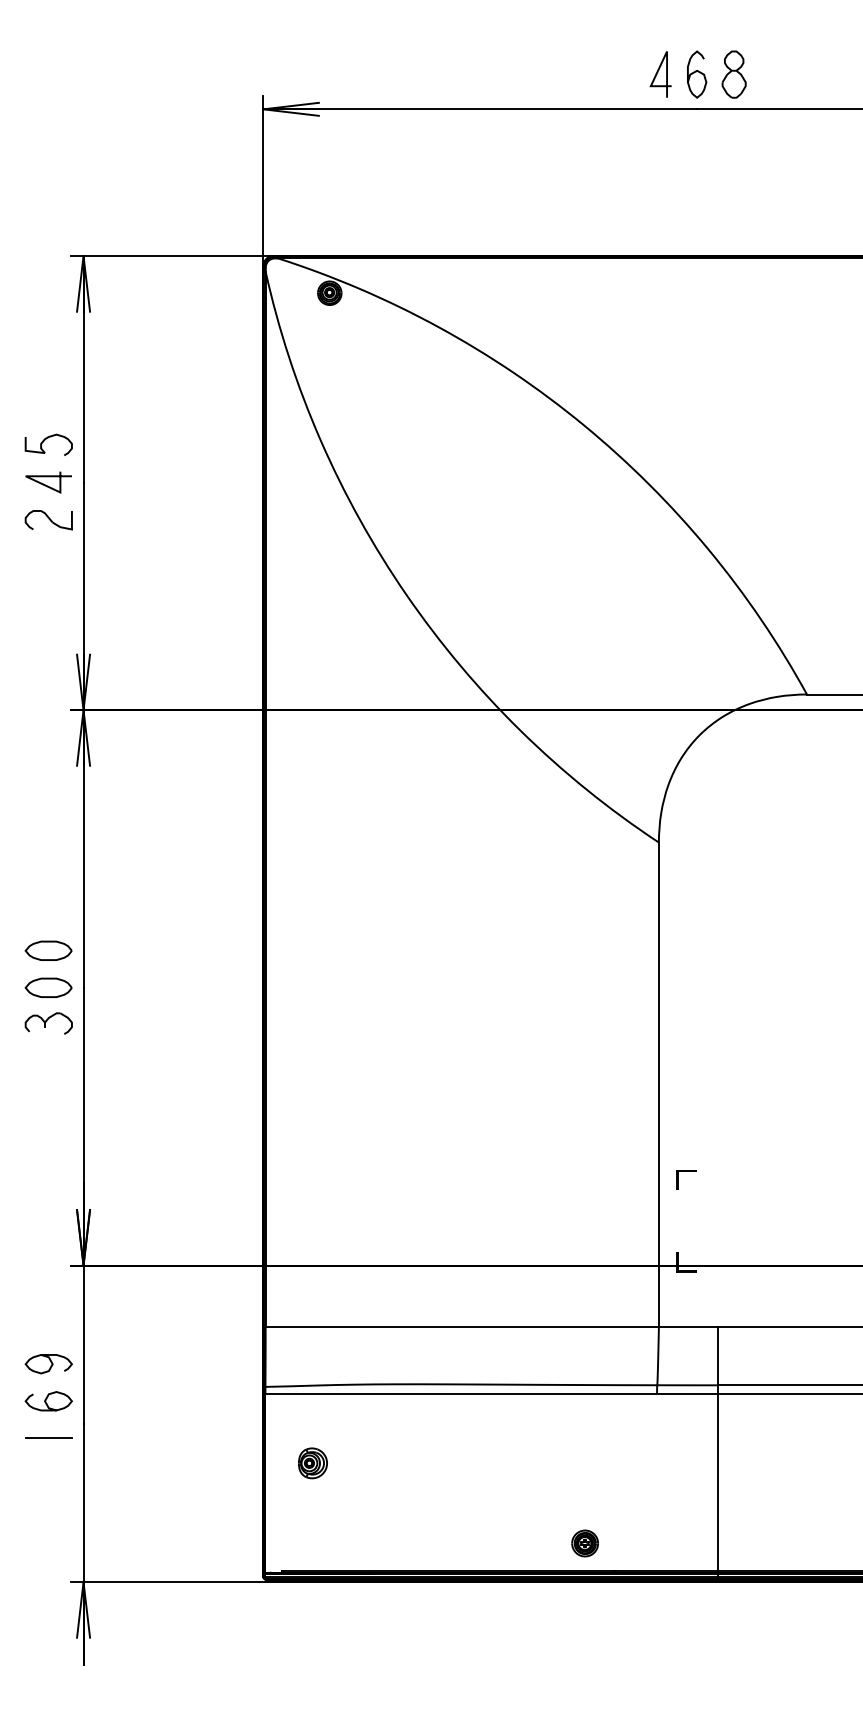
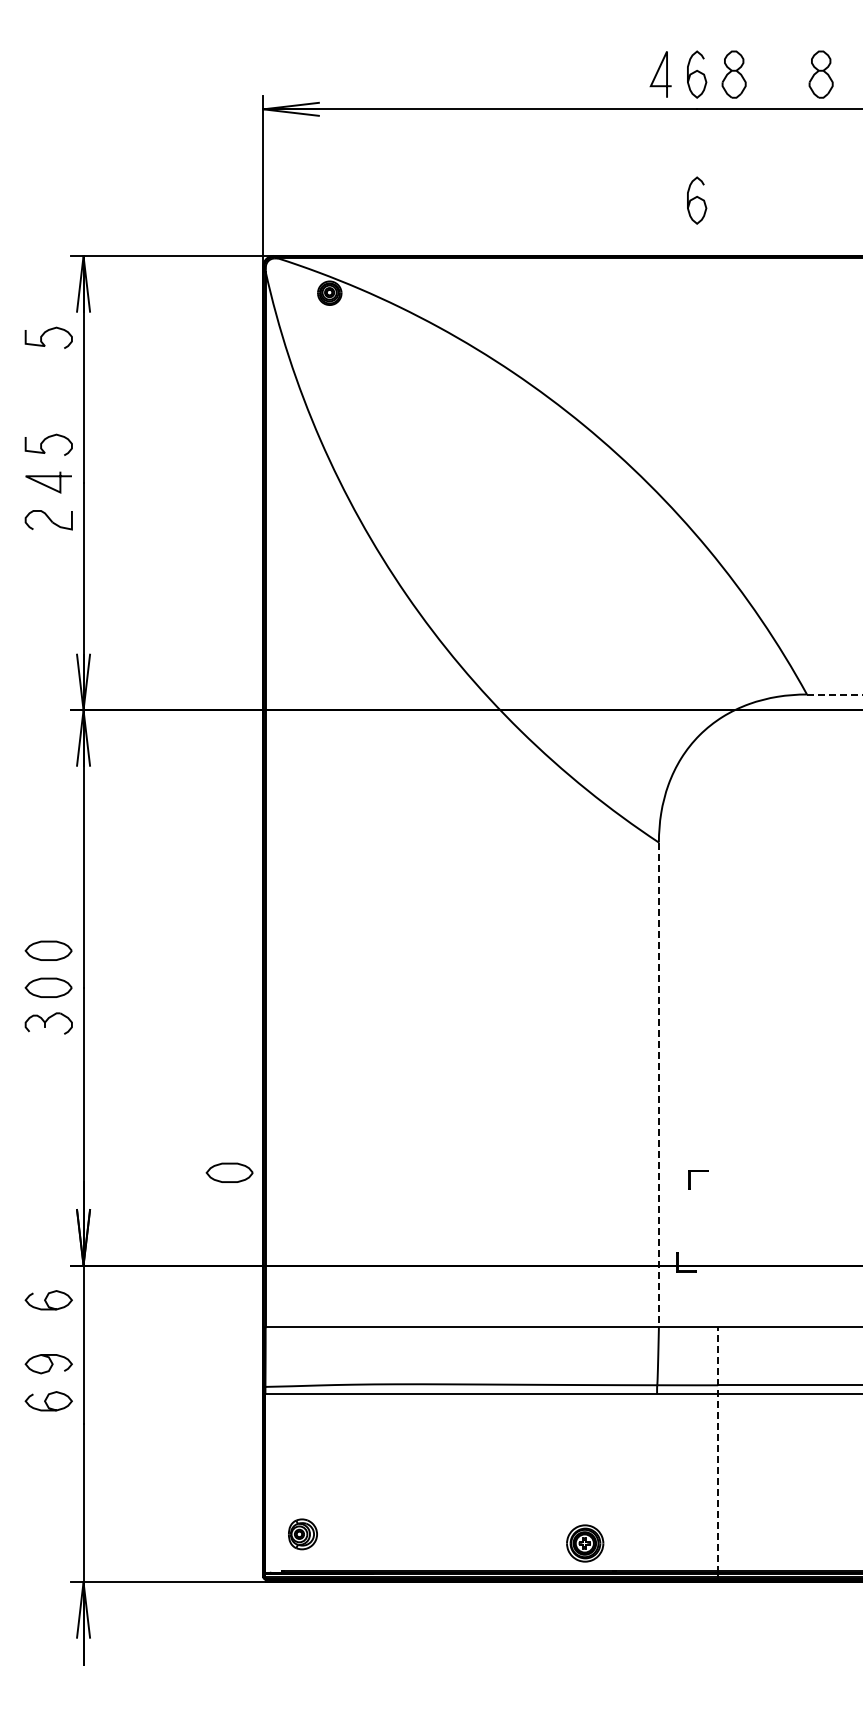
part: none -> present (820, 74)
curve: none -> present (696, 198)
curve: none -> present (45, 333)
line: solid -> dashed (834, 694)
line: solid -> dashed (658, 1085)
part position: (686, 1171) -> (698, 1171) (698, 1171)
part: none -> present (229, 1172)
curve: none -> present (46, 1300)
line: present -> none (48, 1438)
line: solid -> dashed (718, 1449)
part position: (312, 1463) -> (302, 1534) (302, 1534)
part size: 28x29 px -> 39x39 px (585, 1543)
